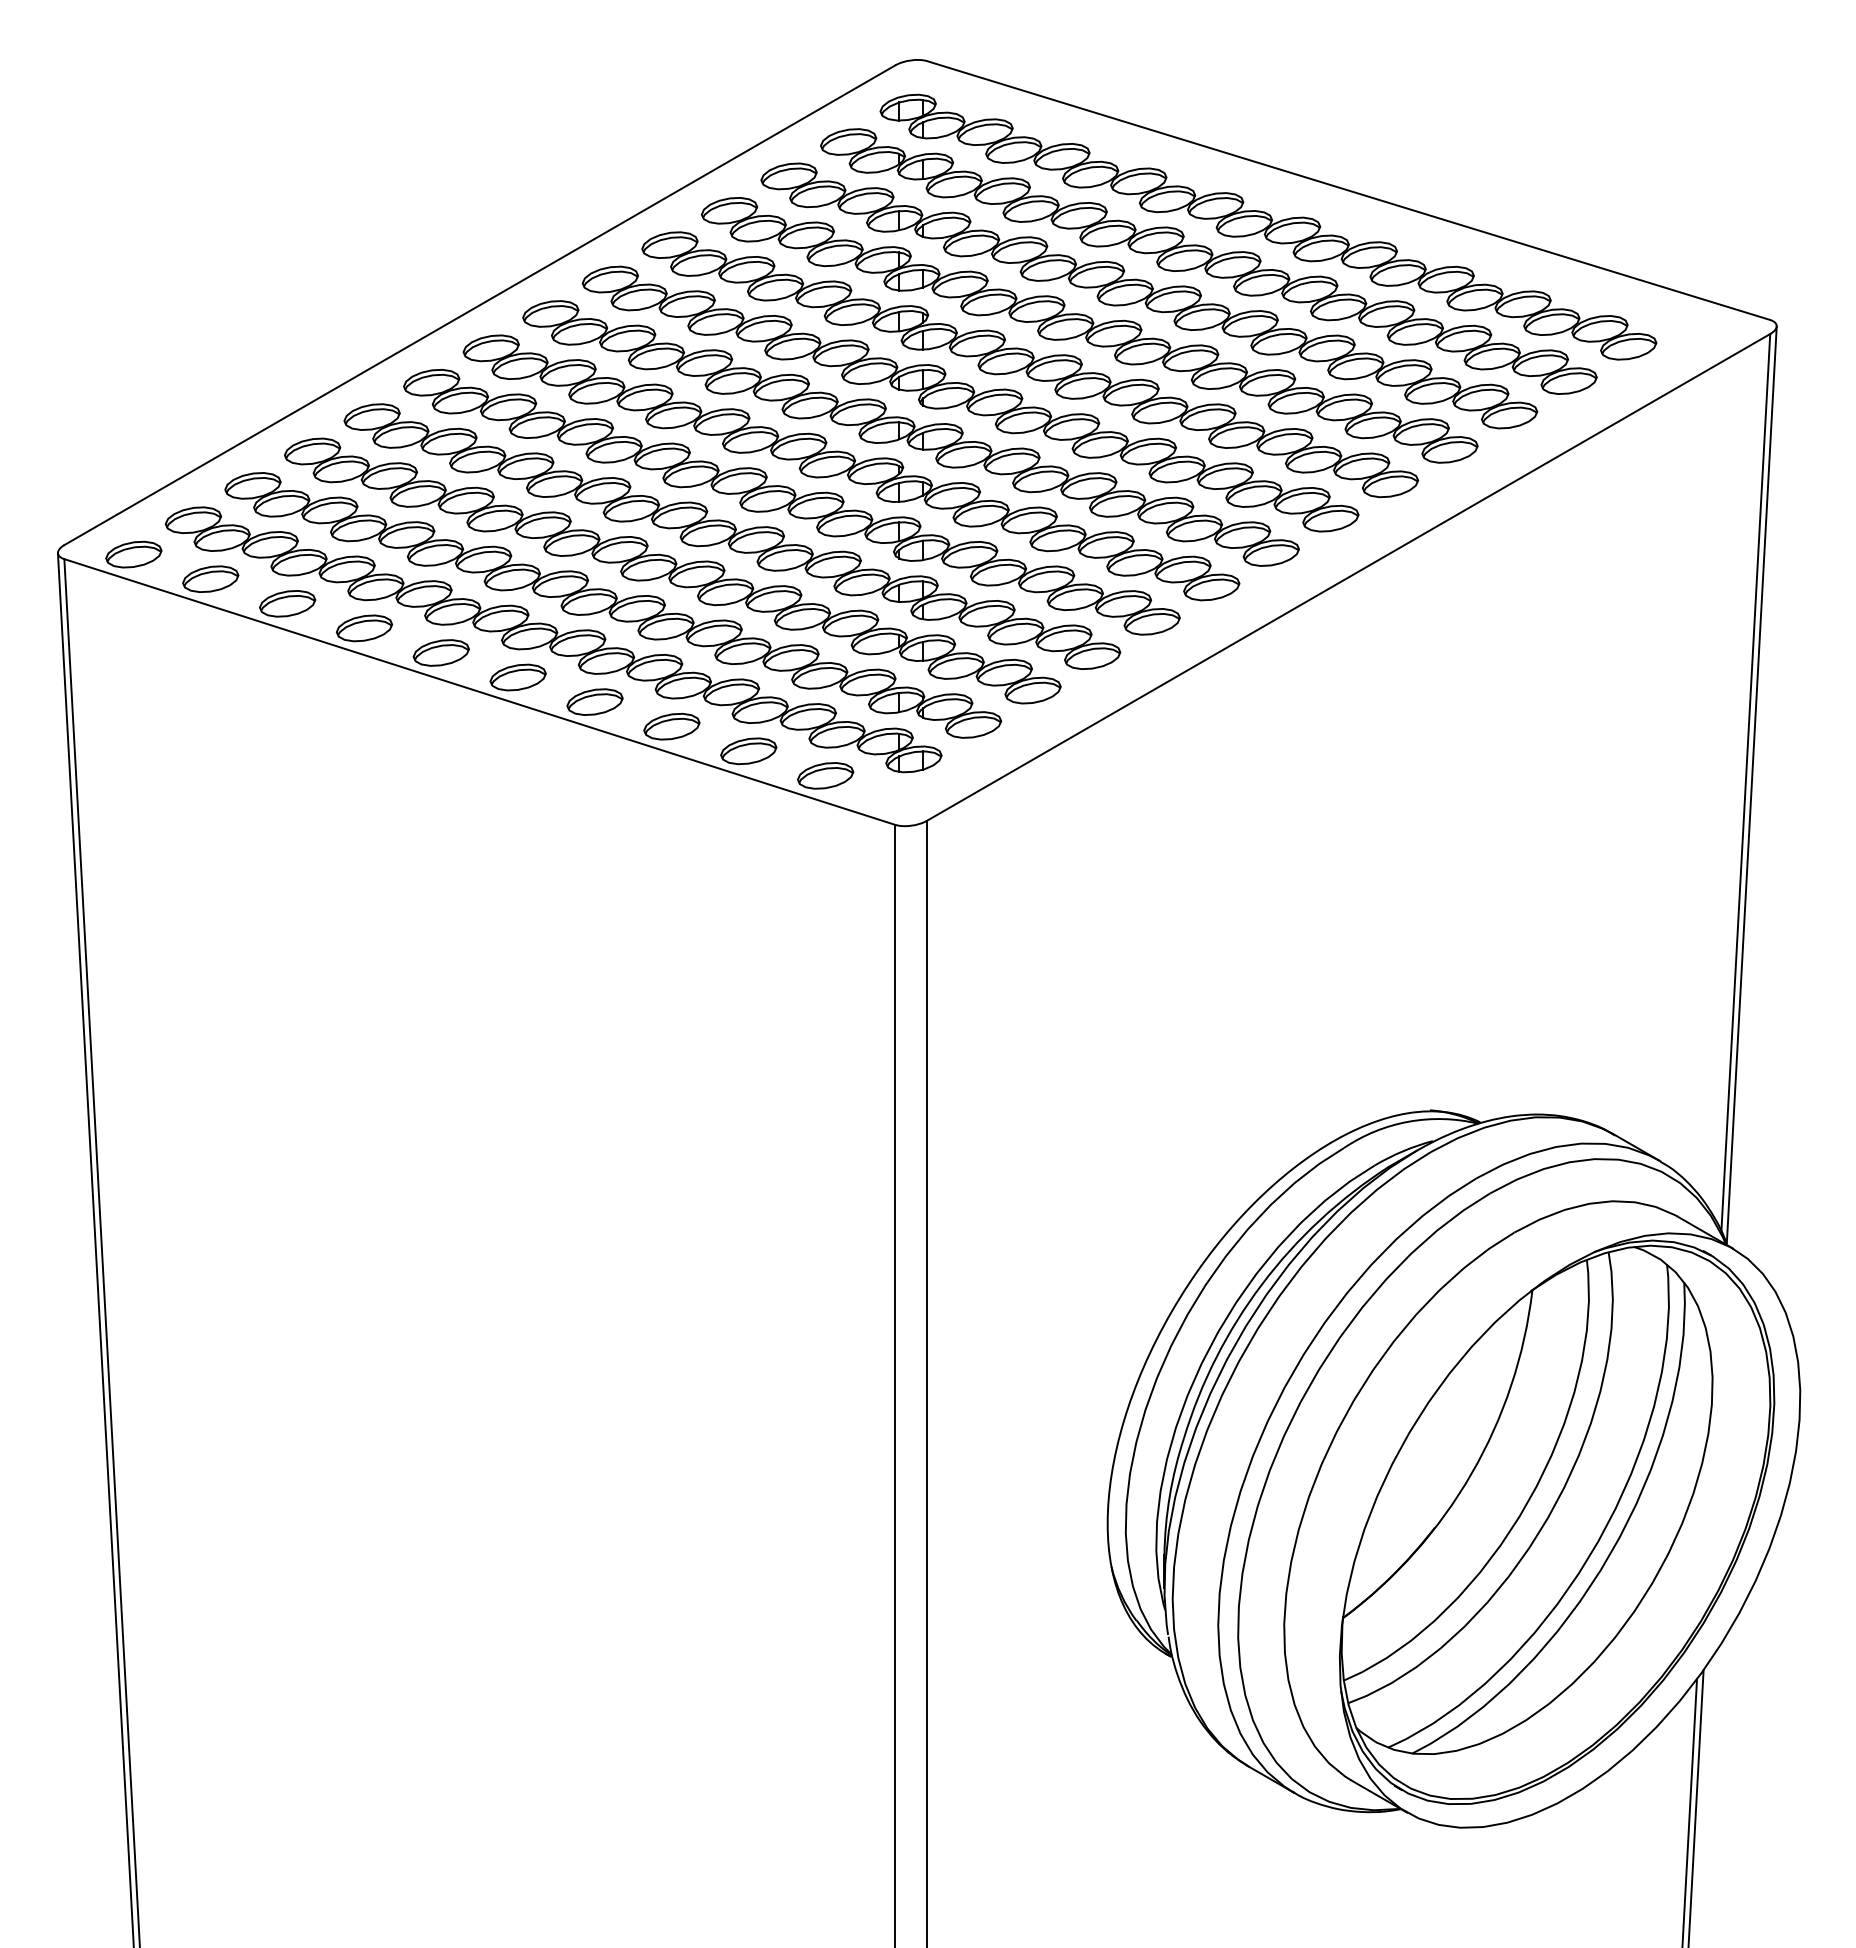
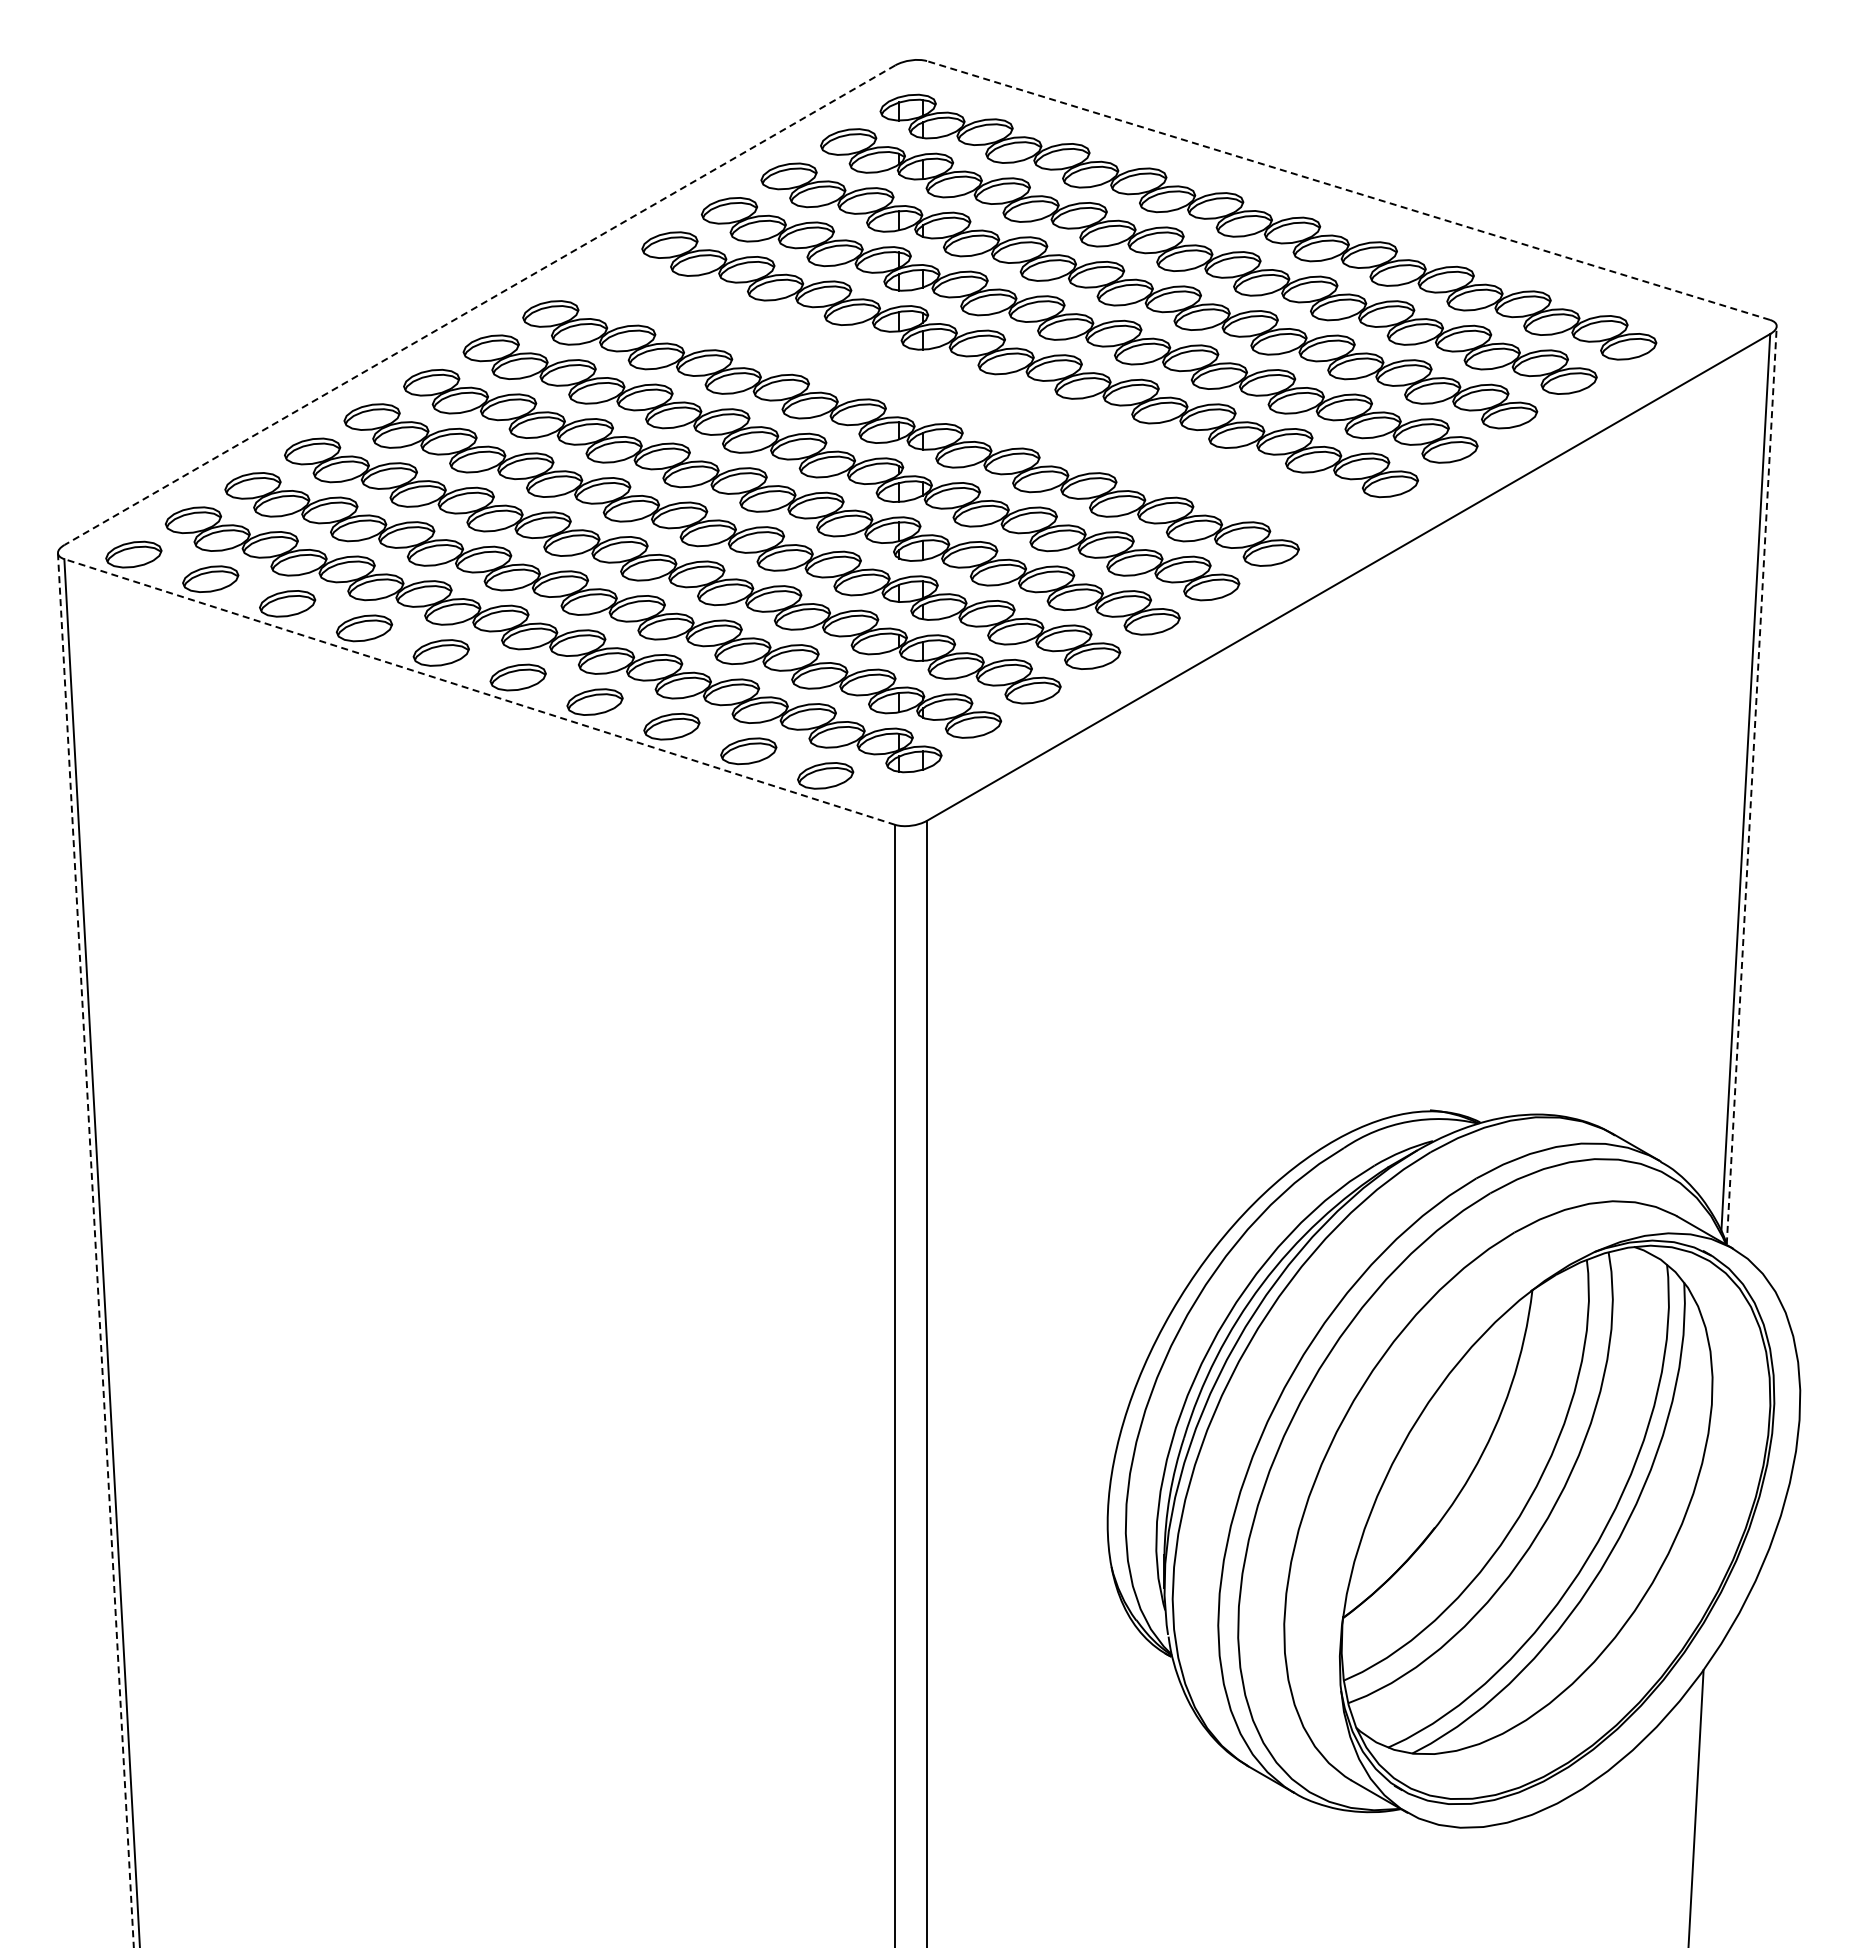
line: solid -> dashed (1348, 190)
line: solid -> dashed (479, 305)
part: present -> none (970, 398)
line: solid -> dashed (479, 691)
line: solid -> dashed (1751, 785)
line: solid -> dashed (95, 1251)
line: present -> none (1689, 1811)
